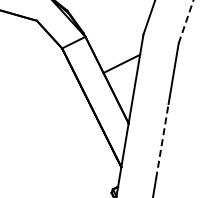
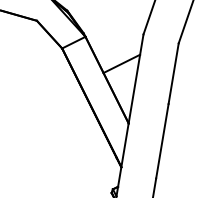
line: dashed -> solid (186, 21)
line: dashed -> solid (162, 141)
